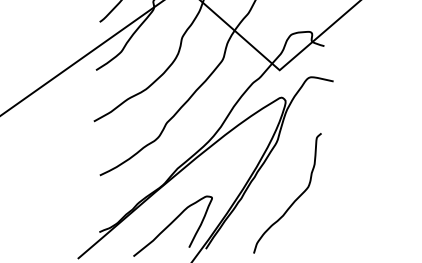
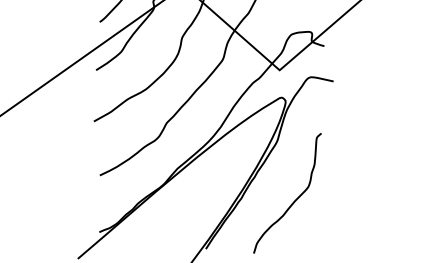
curve: present -> none (171, 224)
